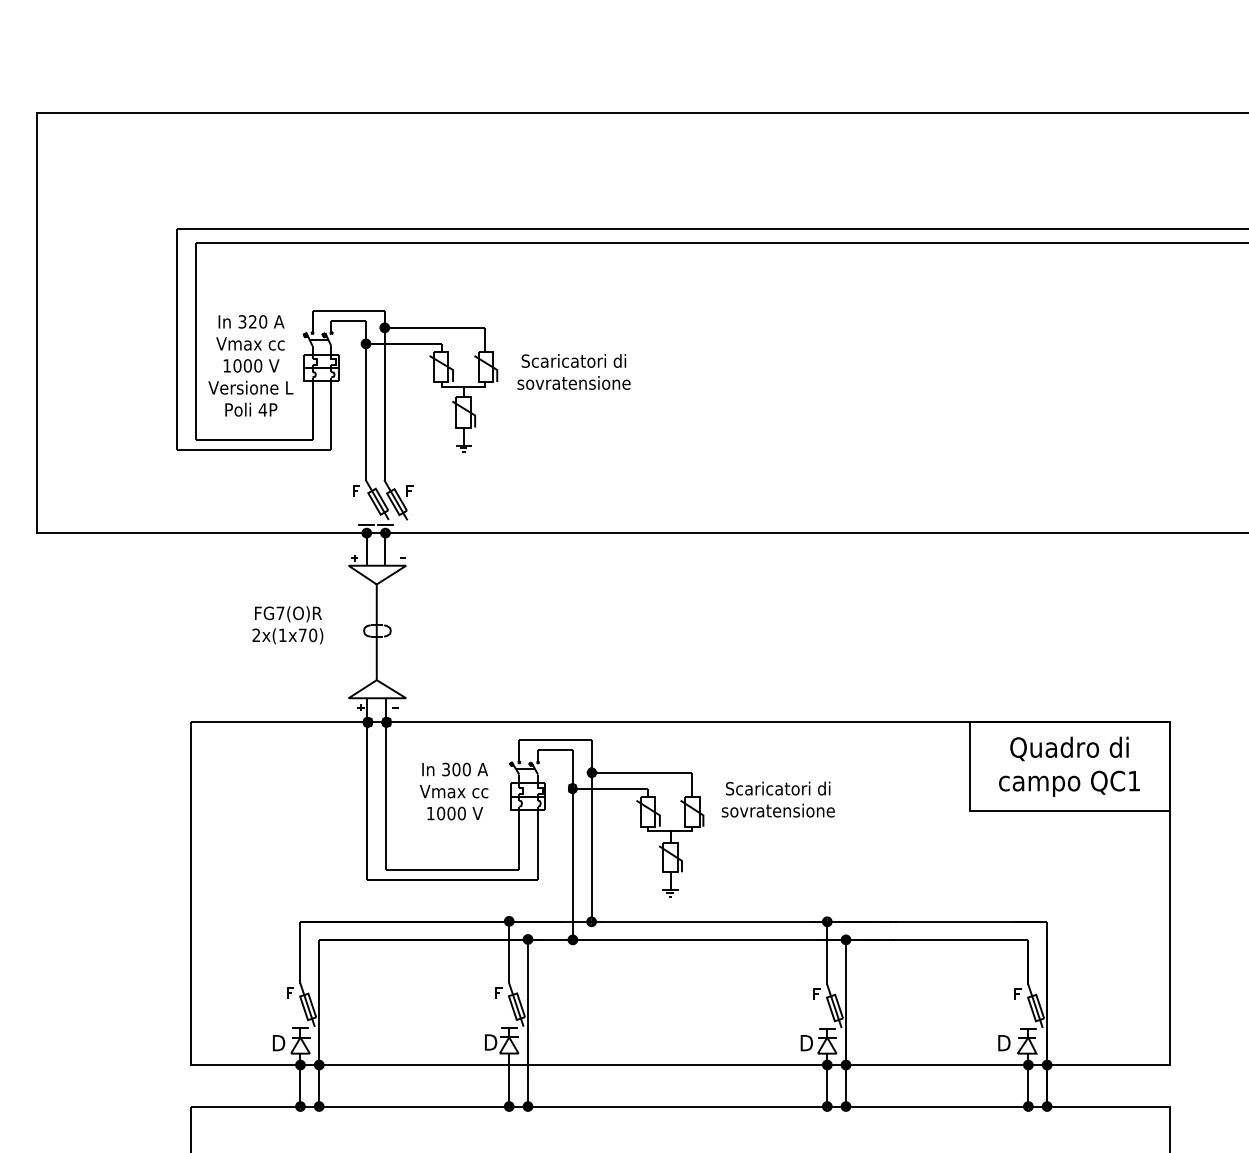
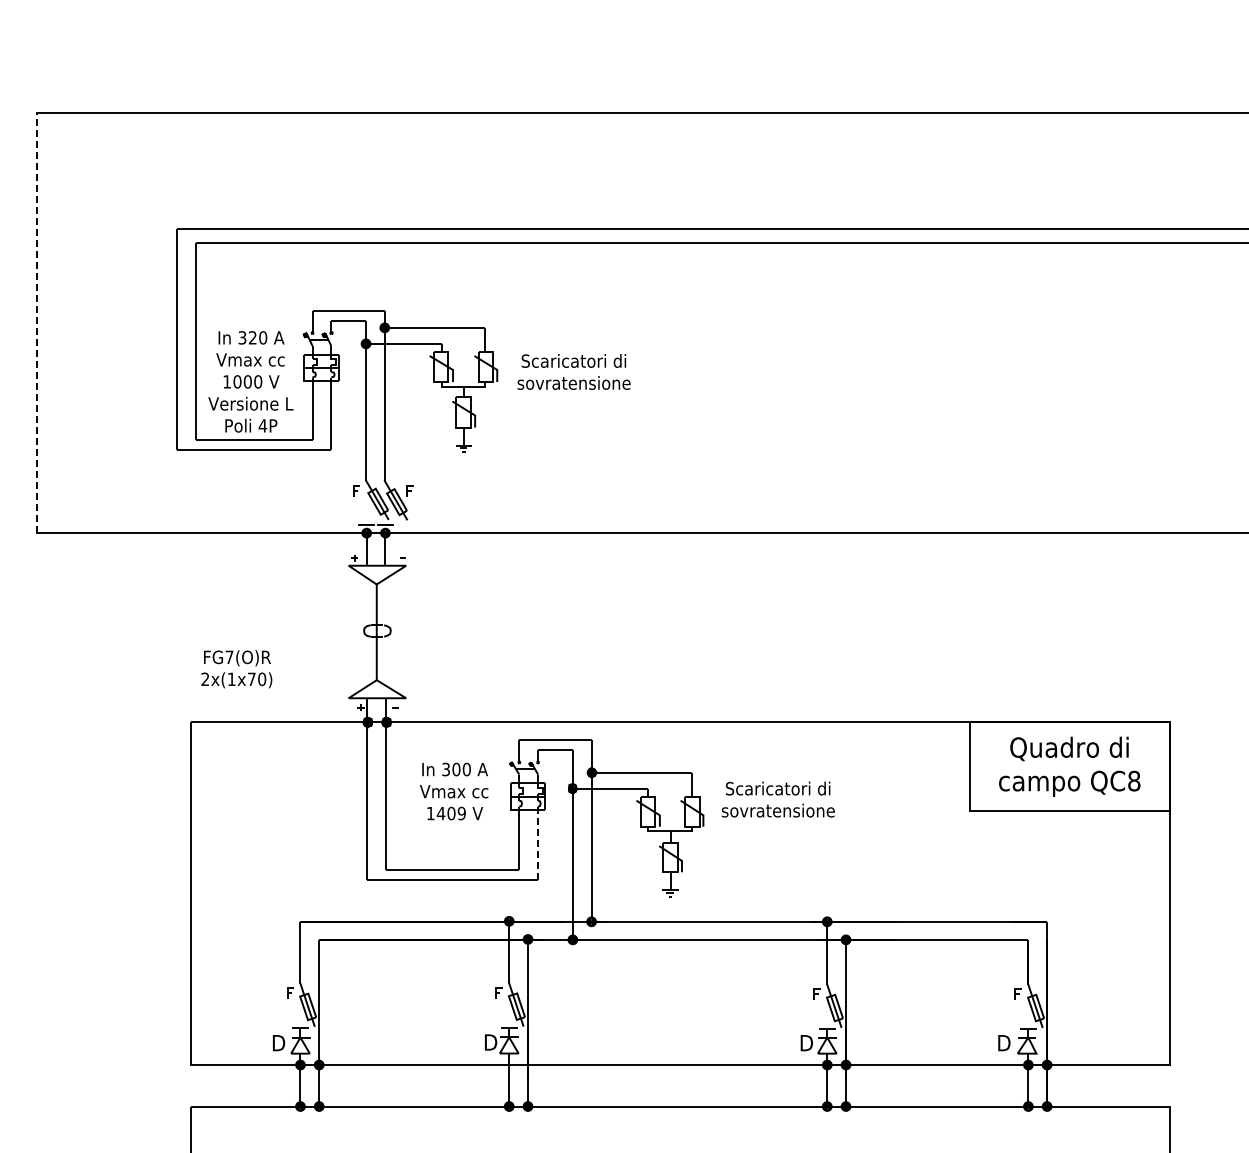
line: solid -> dashed (37, 323)
text position: (250, 365) -> (250, 381) (250, 381)
text position: (287, 625) -> (236, 669) (236, 669)
text: QC1 -> QC8 (1134, 780)
text: 1000 -> 1409 (450, 813)
line: solid -> dashed (538, 844)
